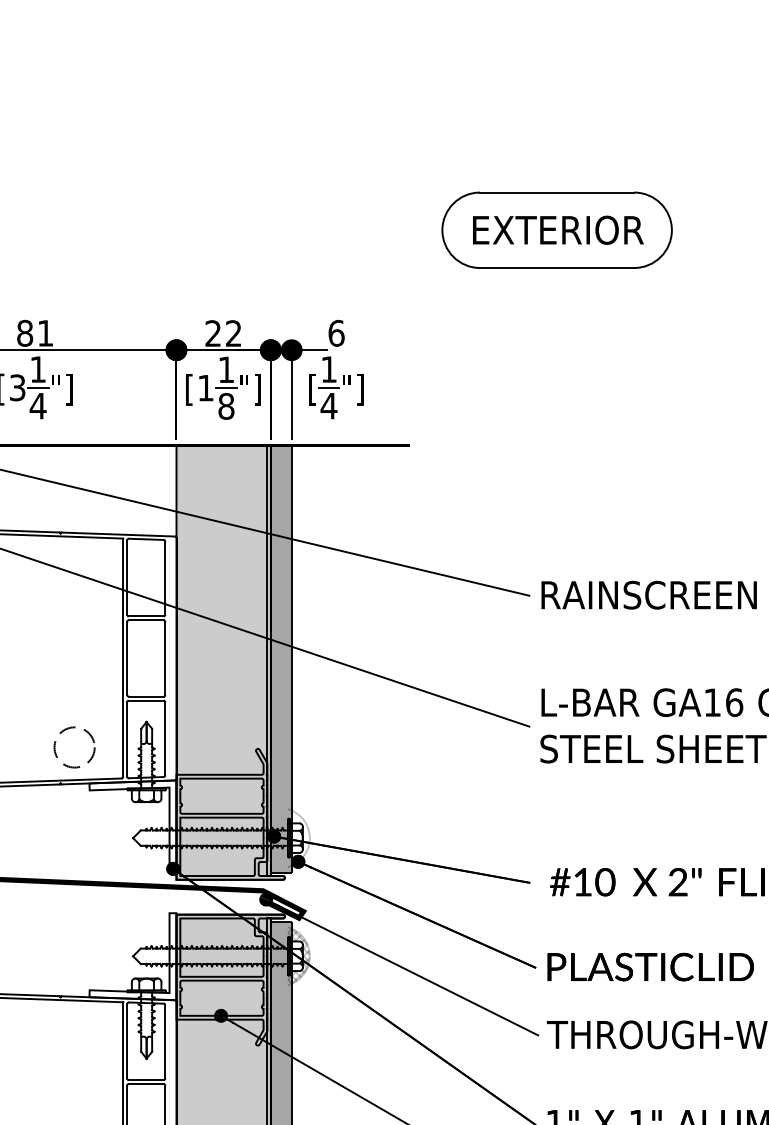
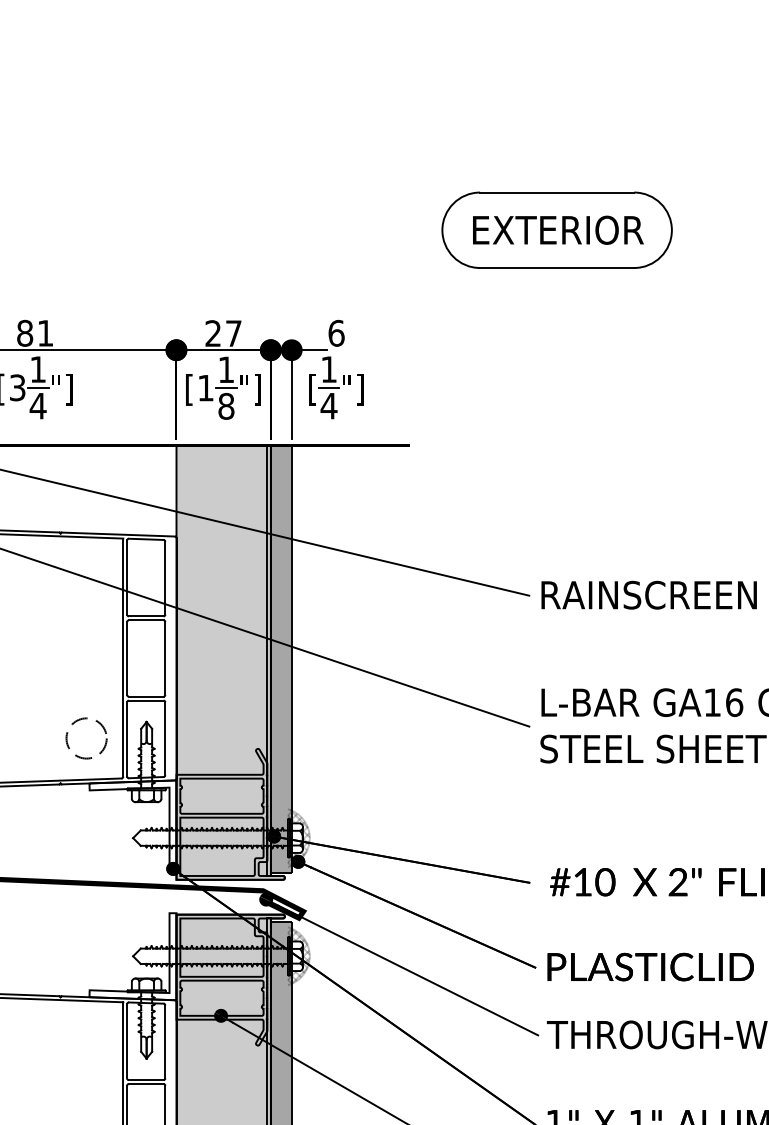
text: 22 -> 27 (233, 333)
part position: (56, 742) -> (68, 733) (68, 733)
hatch: none -> present (298, 837)
